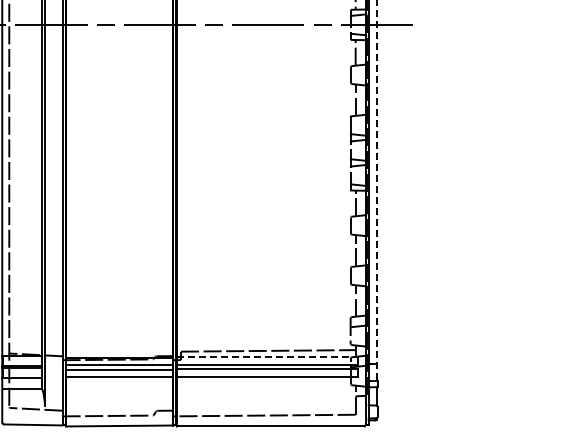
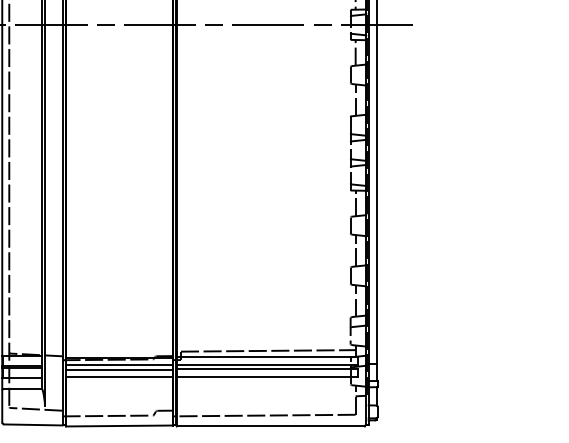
line: dashed -> solid (376, 191)
line: dashed -> solid (267, 357)
